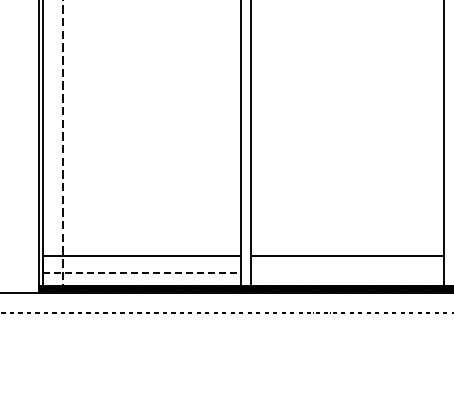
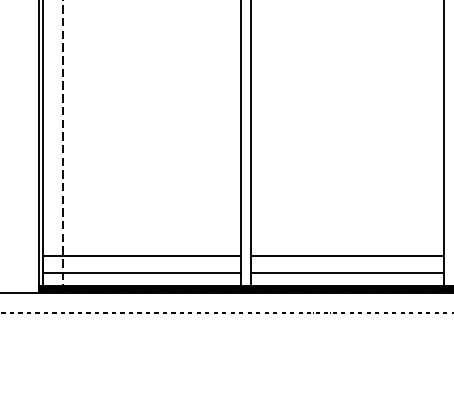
line: dashed -> solid (142, 272)
line: none -> present (347, 272)
